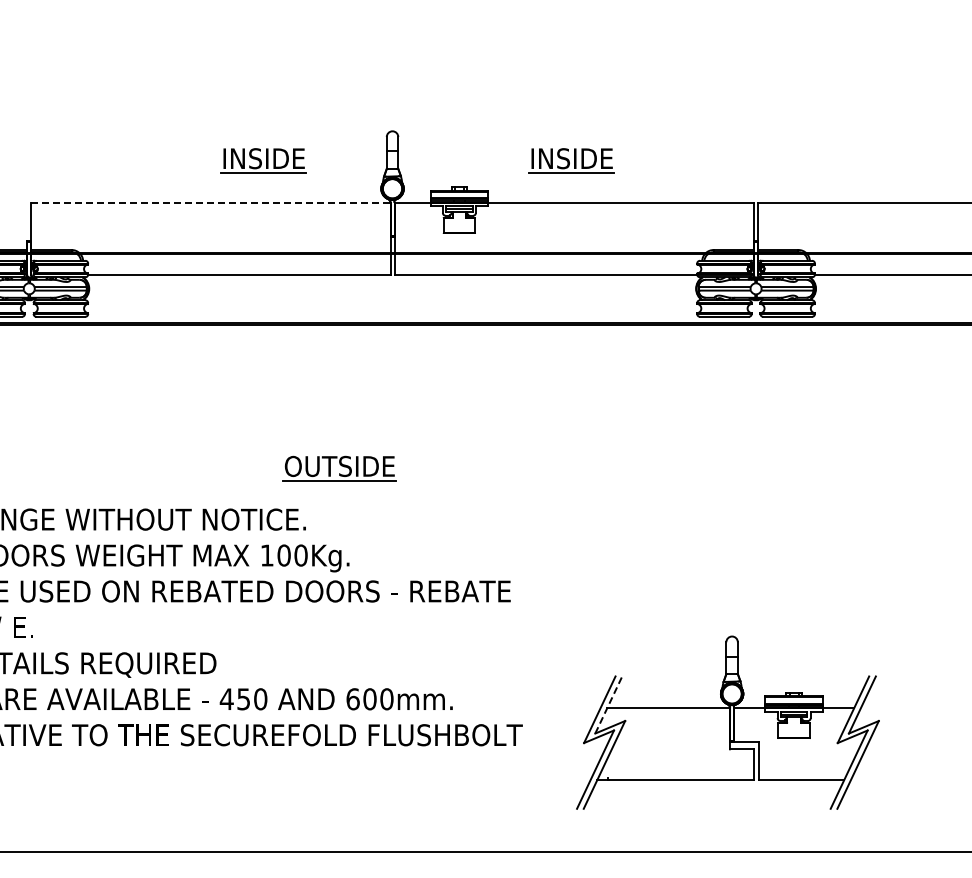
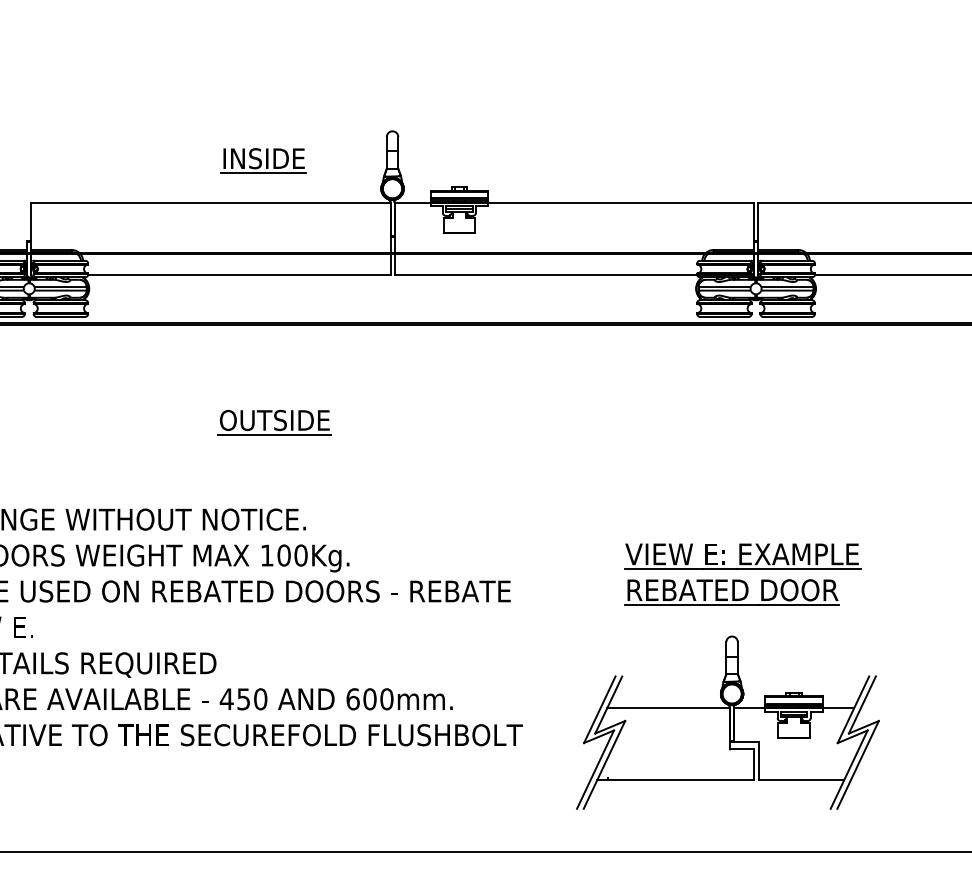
part: present -> none (571, 160)
line: dashed -> solid (210, 202)
part position: (339, 468) -> (274, 422) (274, 422)
part: none -> present (742, 574)
line: dashed -> solid (608, 705)
